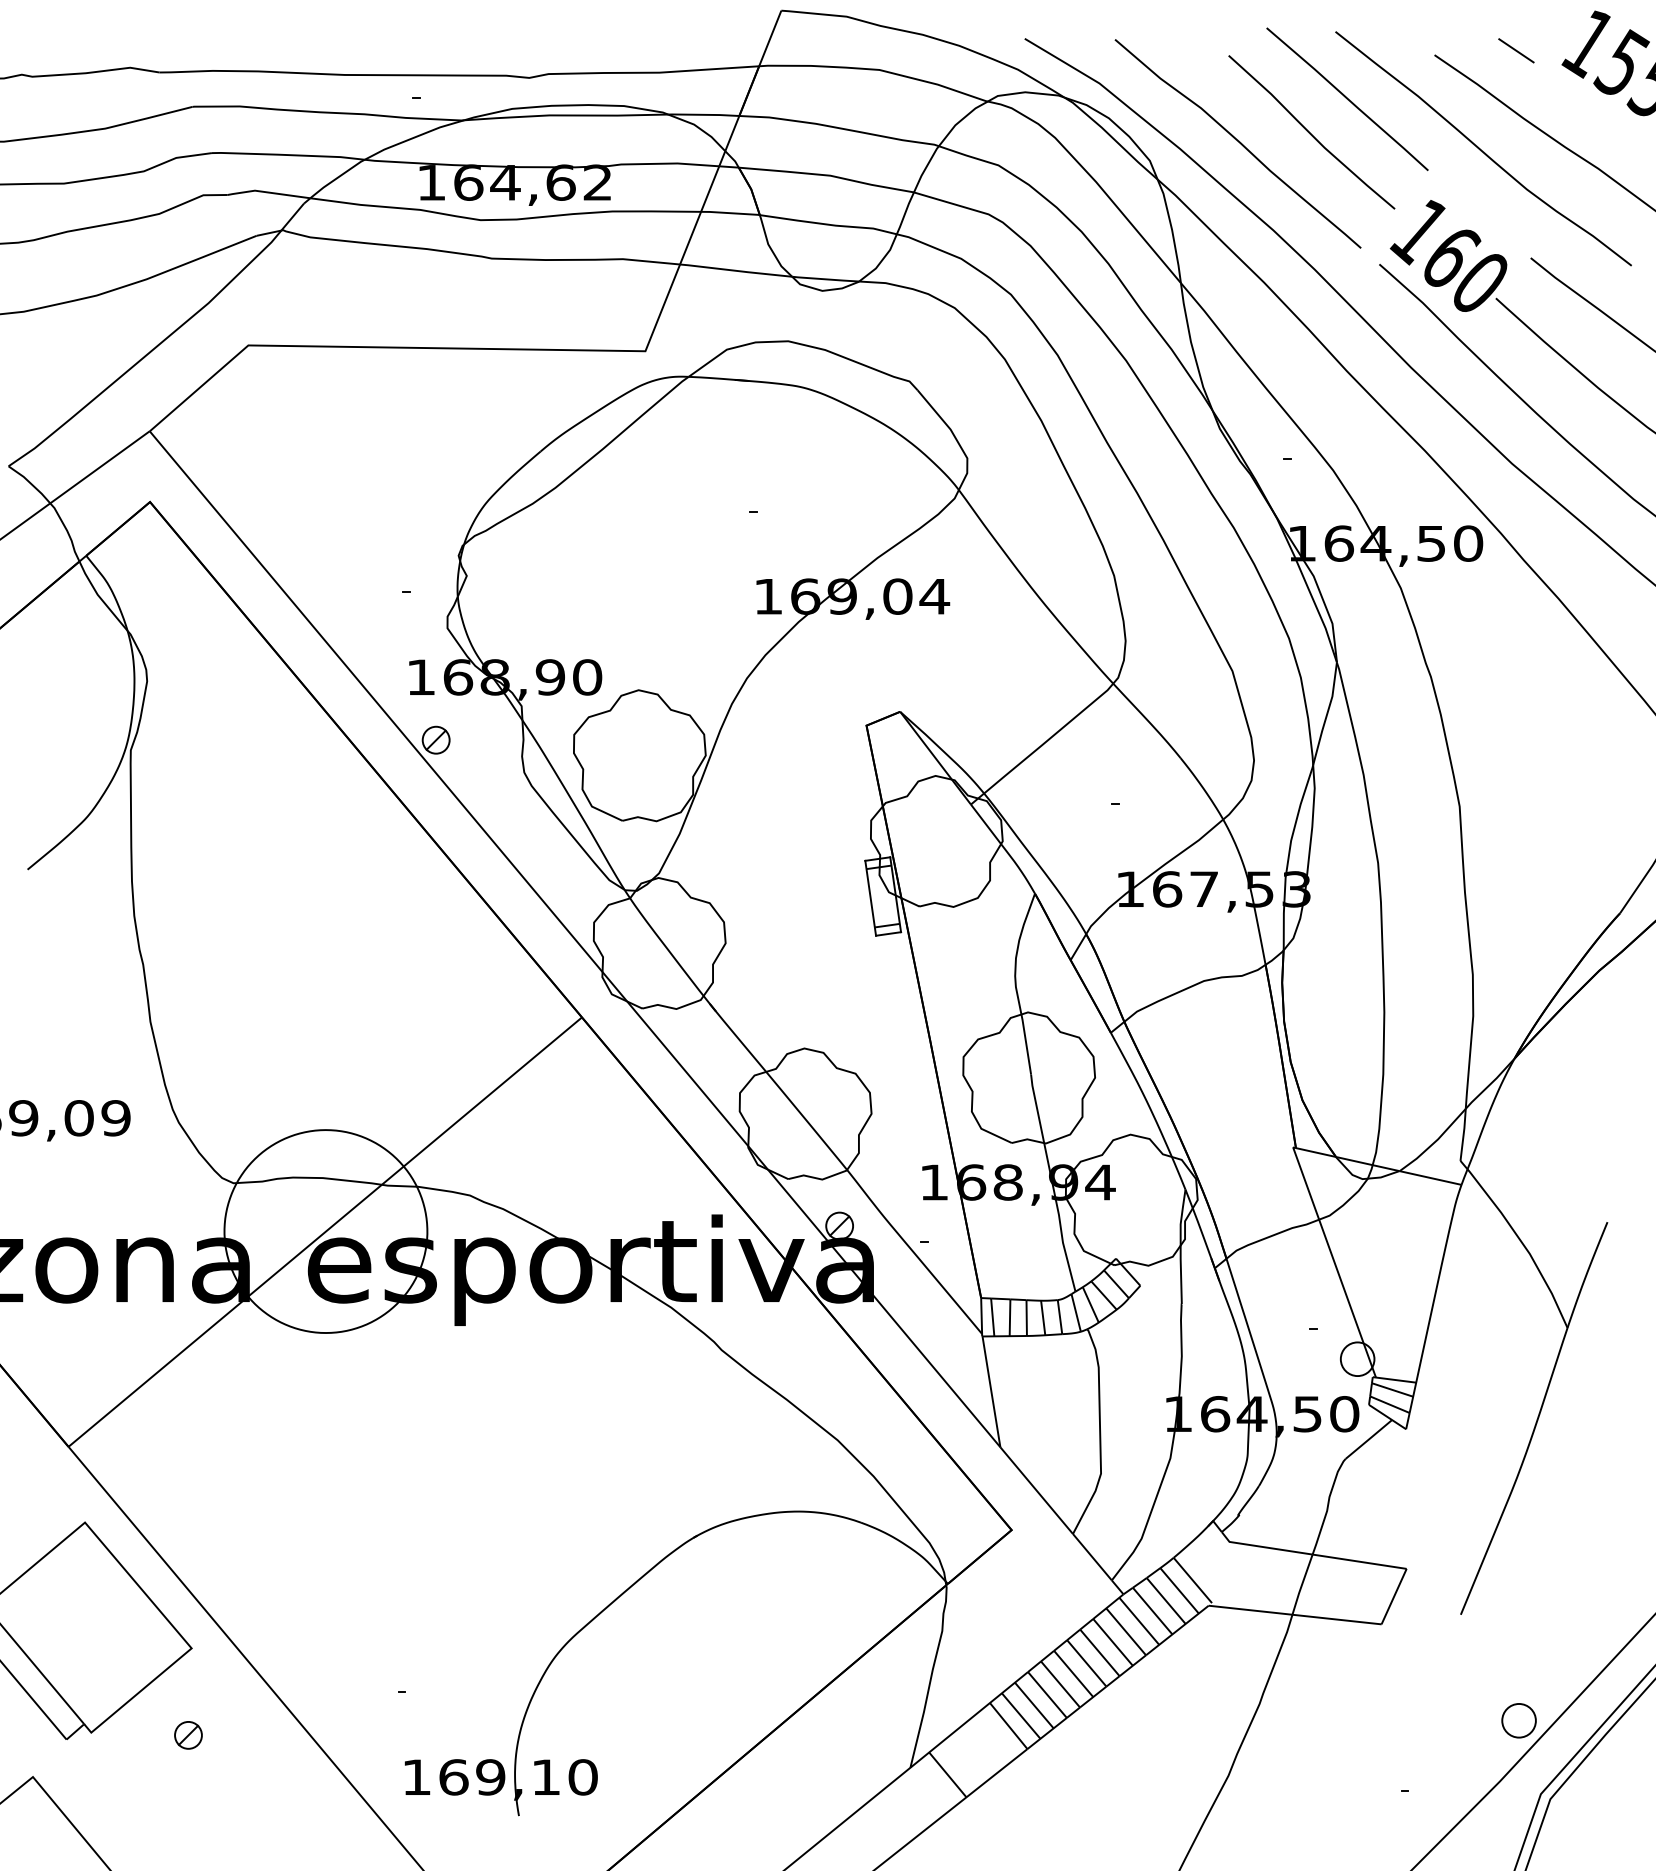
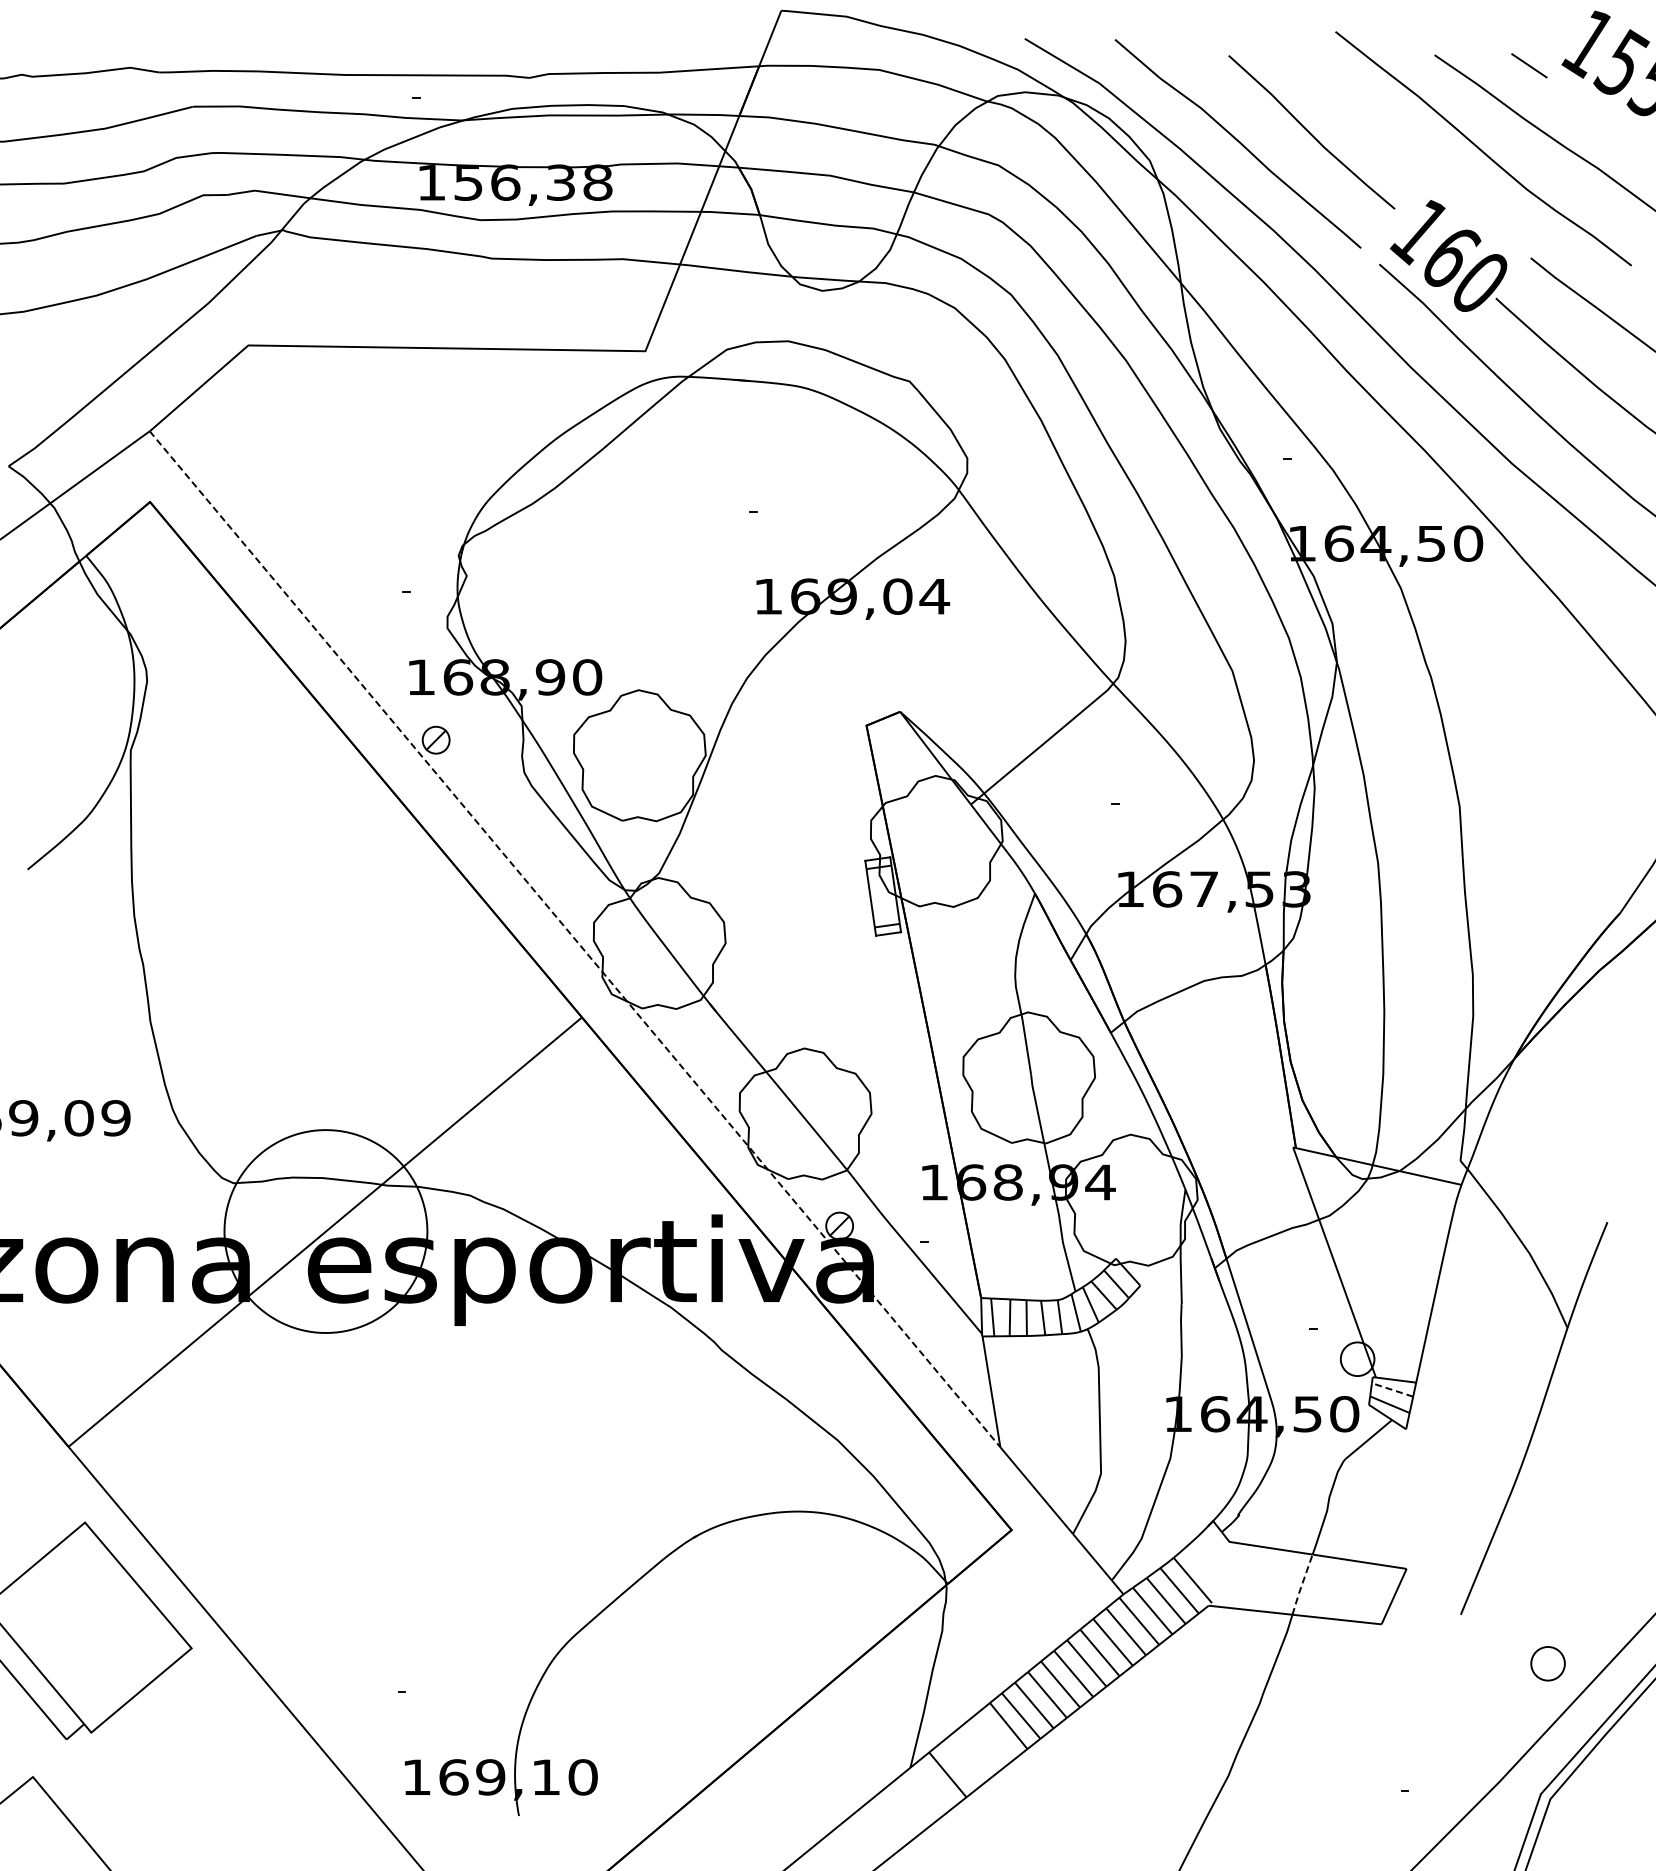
line position: (1516, 50) -> (1529, 65) (1529, 65)
line: present -> none (1347, 99)
text: 164,62 -> 156,38 (533, 182)
line: solid -> dashed (575, 940)
line: solid -> dashed (1392, 1389)
line: solid -> dashed (1302, 1584)
part position: (1518, 1720) -> (1547, 1663) (1547, 1663)
part: present -> none (188, 1735)
